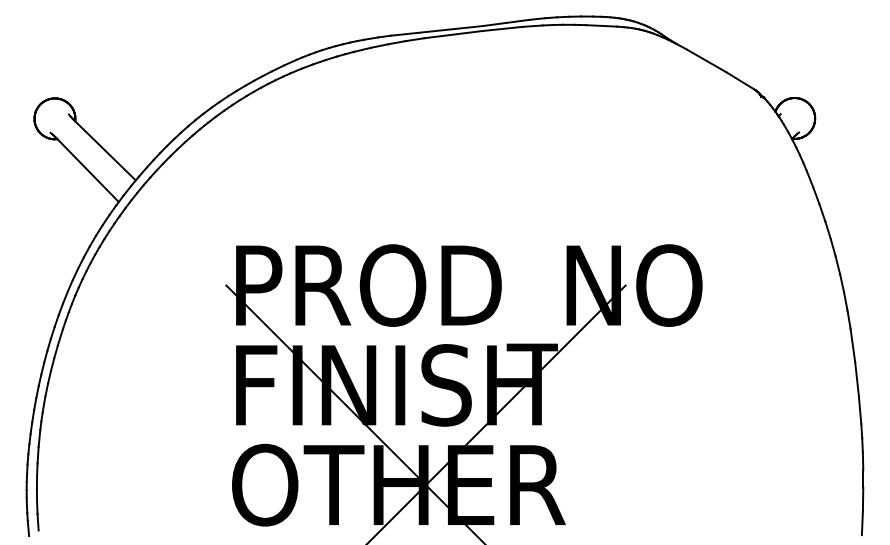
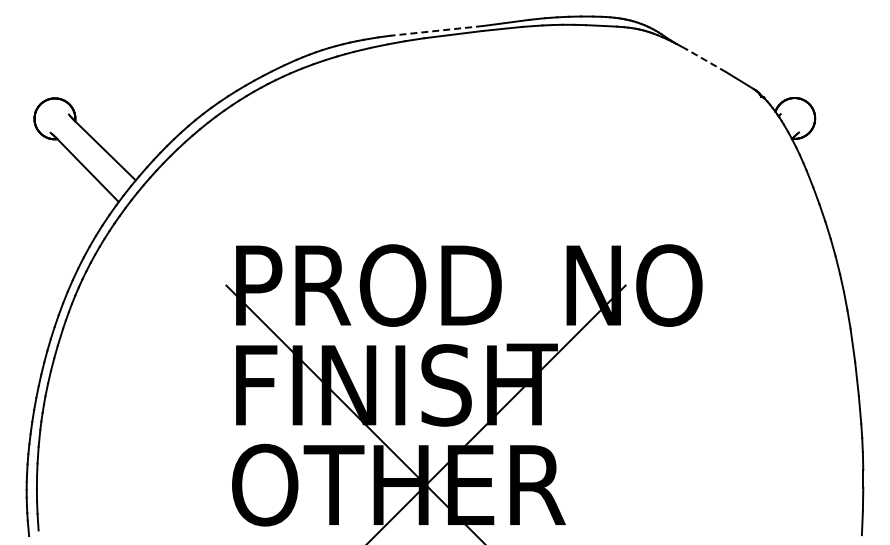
line: solid -> dashed (436, 30)
line: solid -> dashed (705, 60)
